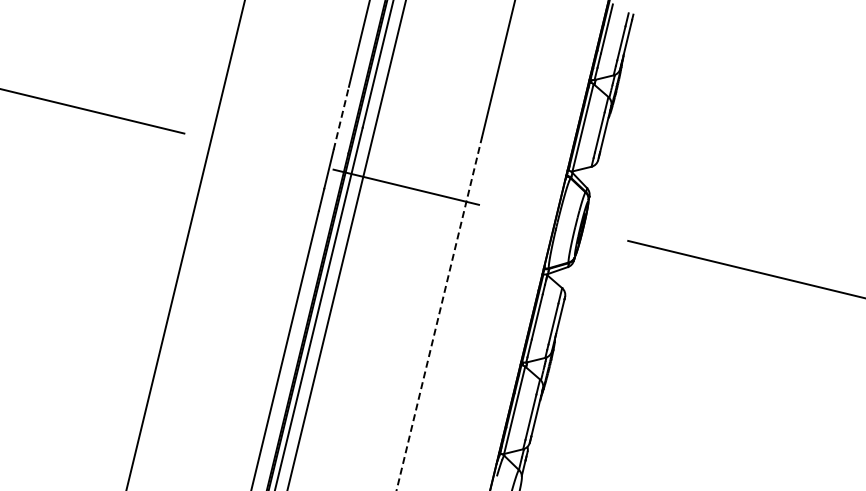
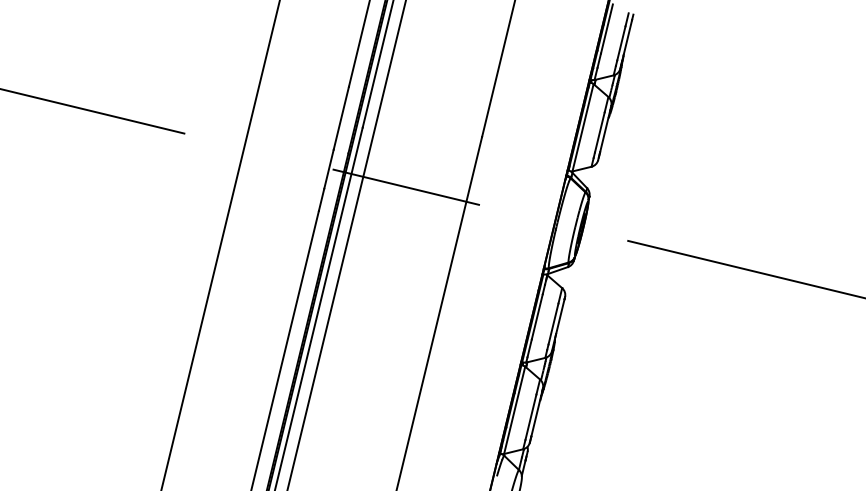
line: dashed -> solid (341, 117)
line position: (185, 244) -> (220, 244) (220, 244)
line: dashed -> solid (439, 313)
